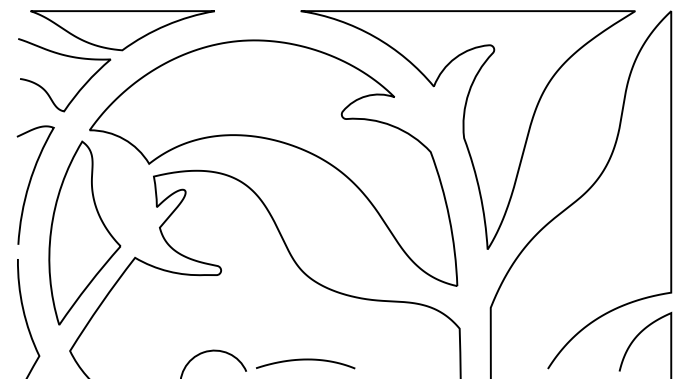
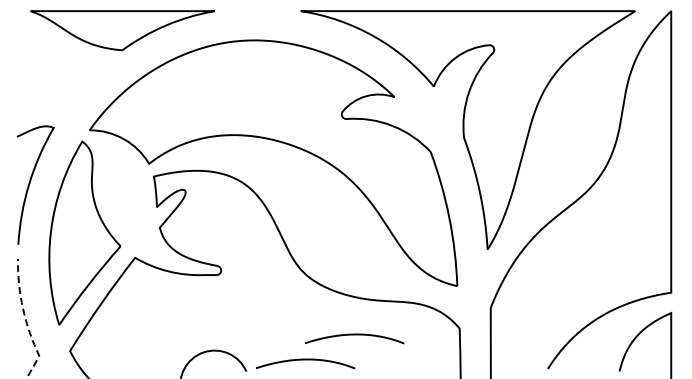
curve: present -> none (68, 57)
line: solid -> dashed (26, 320)
curve: none -> present (354, 335)
